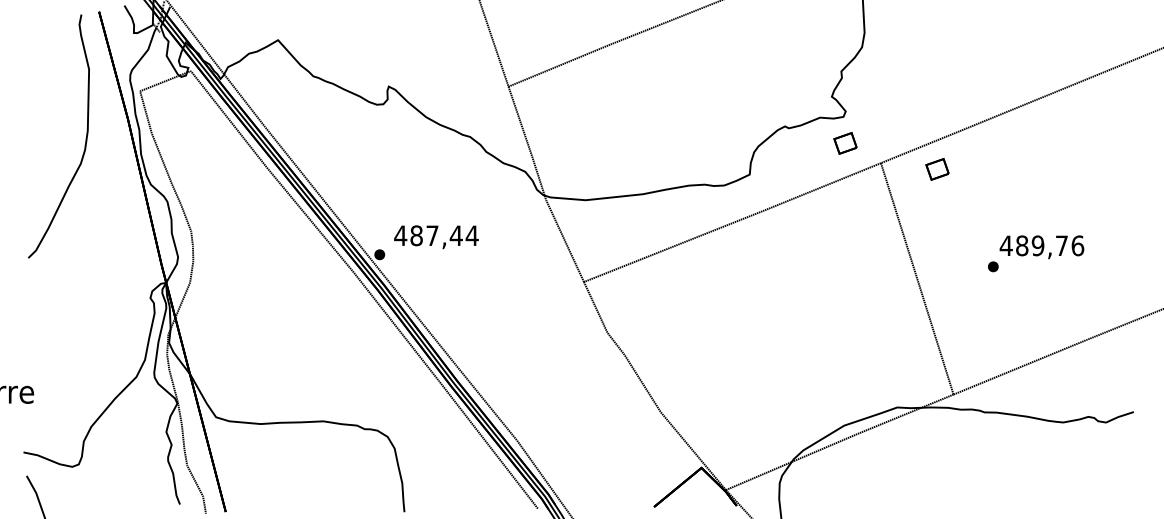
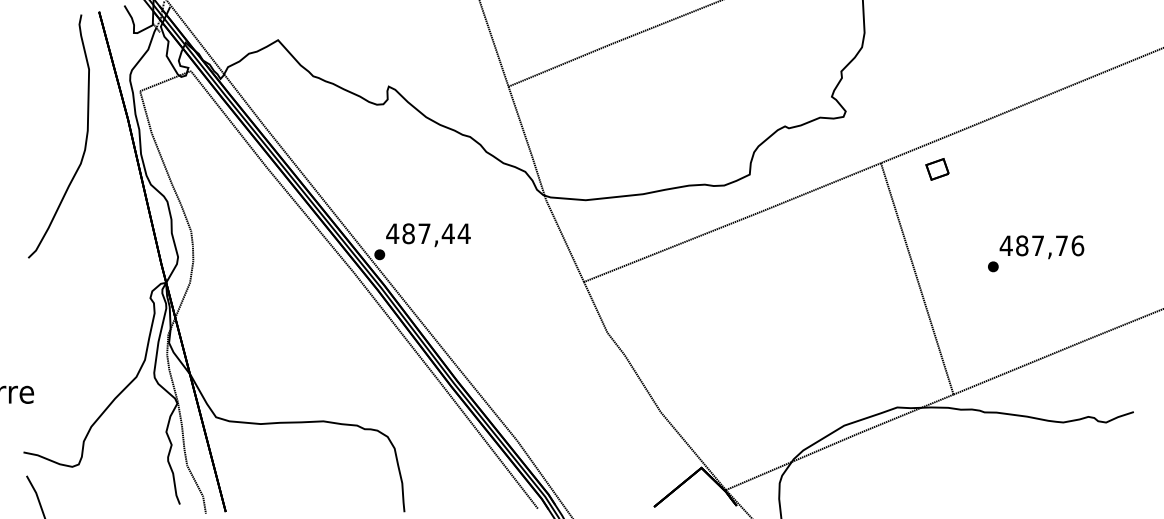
part: present -> none (845, 143)
text position: (436, 237) -> (428, 235) (428, 235)
text: 489,76 -> 487,76 (1037, 245)
